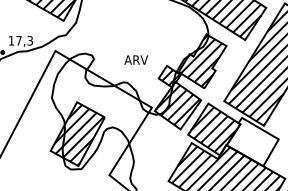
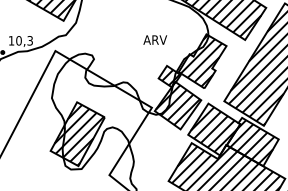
text: 17,3 -> 10,3 (18, 40)
text position: (136, 59) -> (155, 39) (155, 39)
hatch: none -> present (252, 141)
